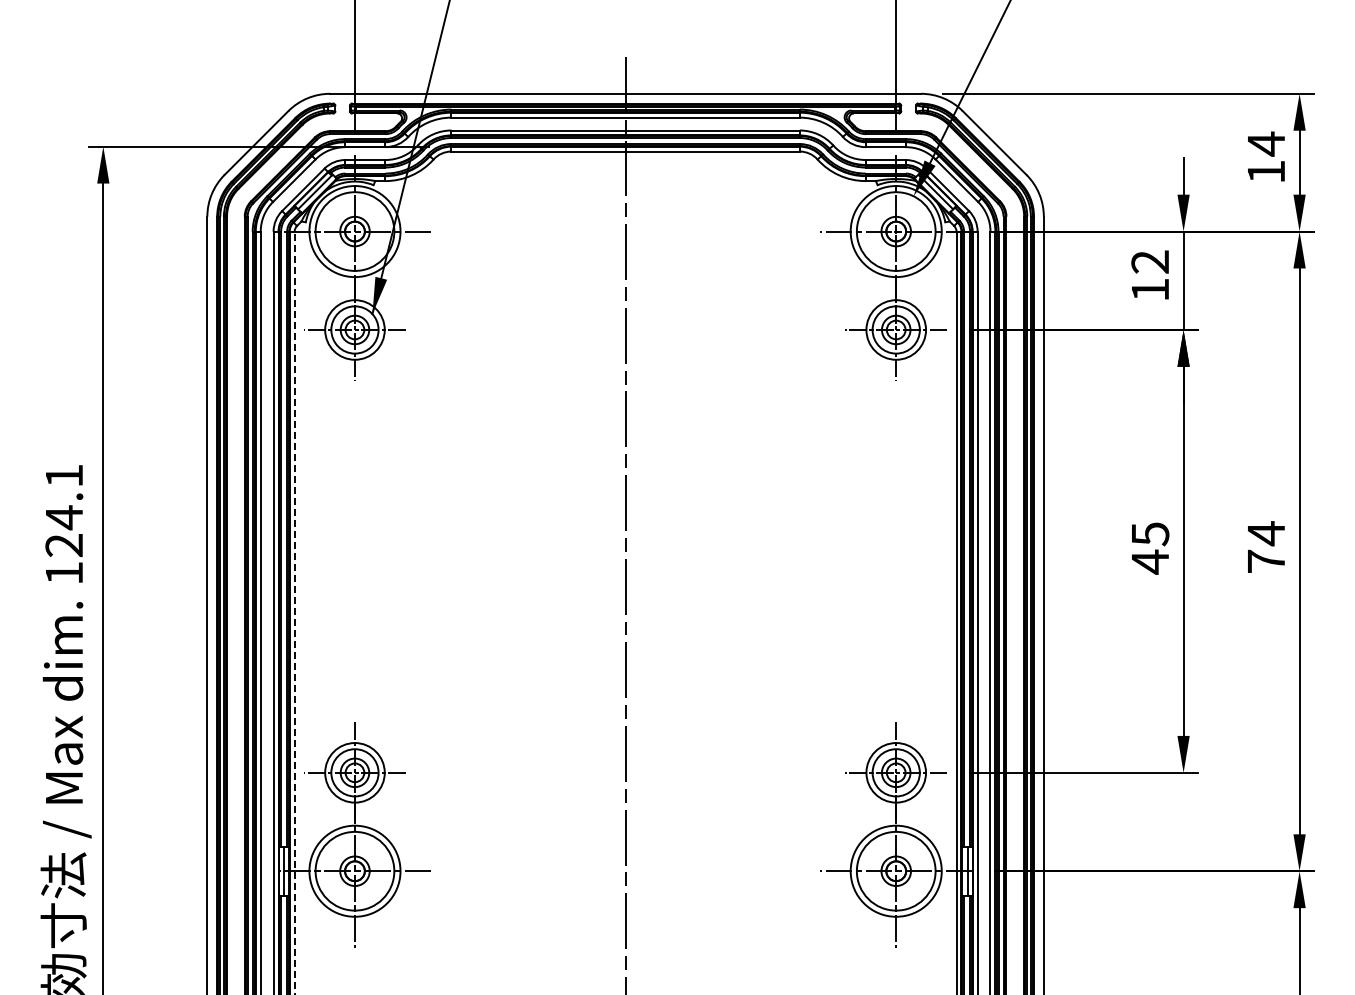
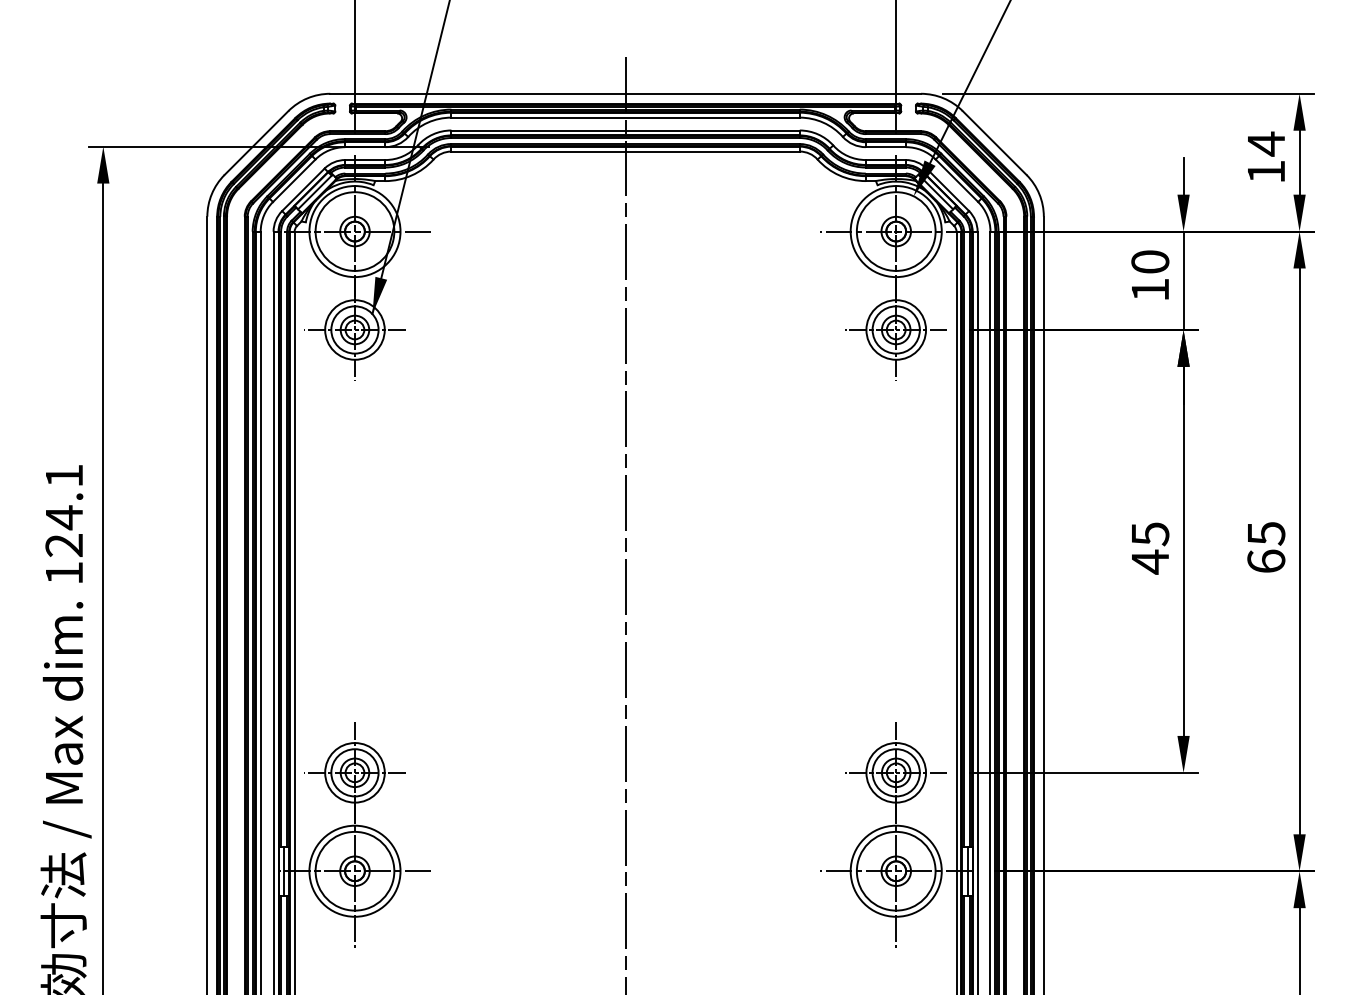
text: 12 -> 10 (1150, 261)
text: 74 -> 65 (1266, 546)
line: dashed -> solid (294, 612)
